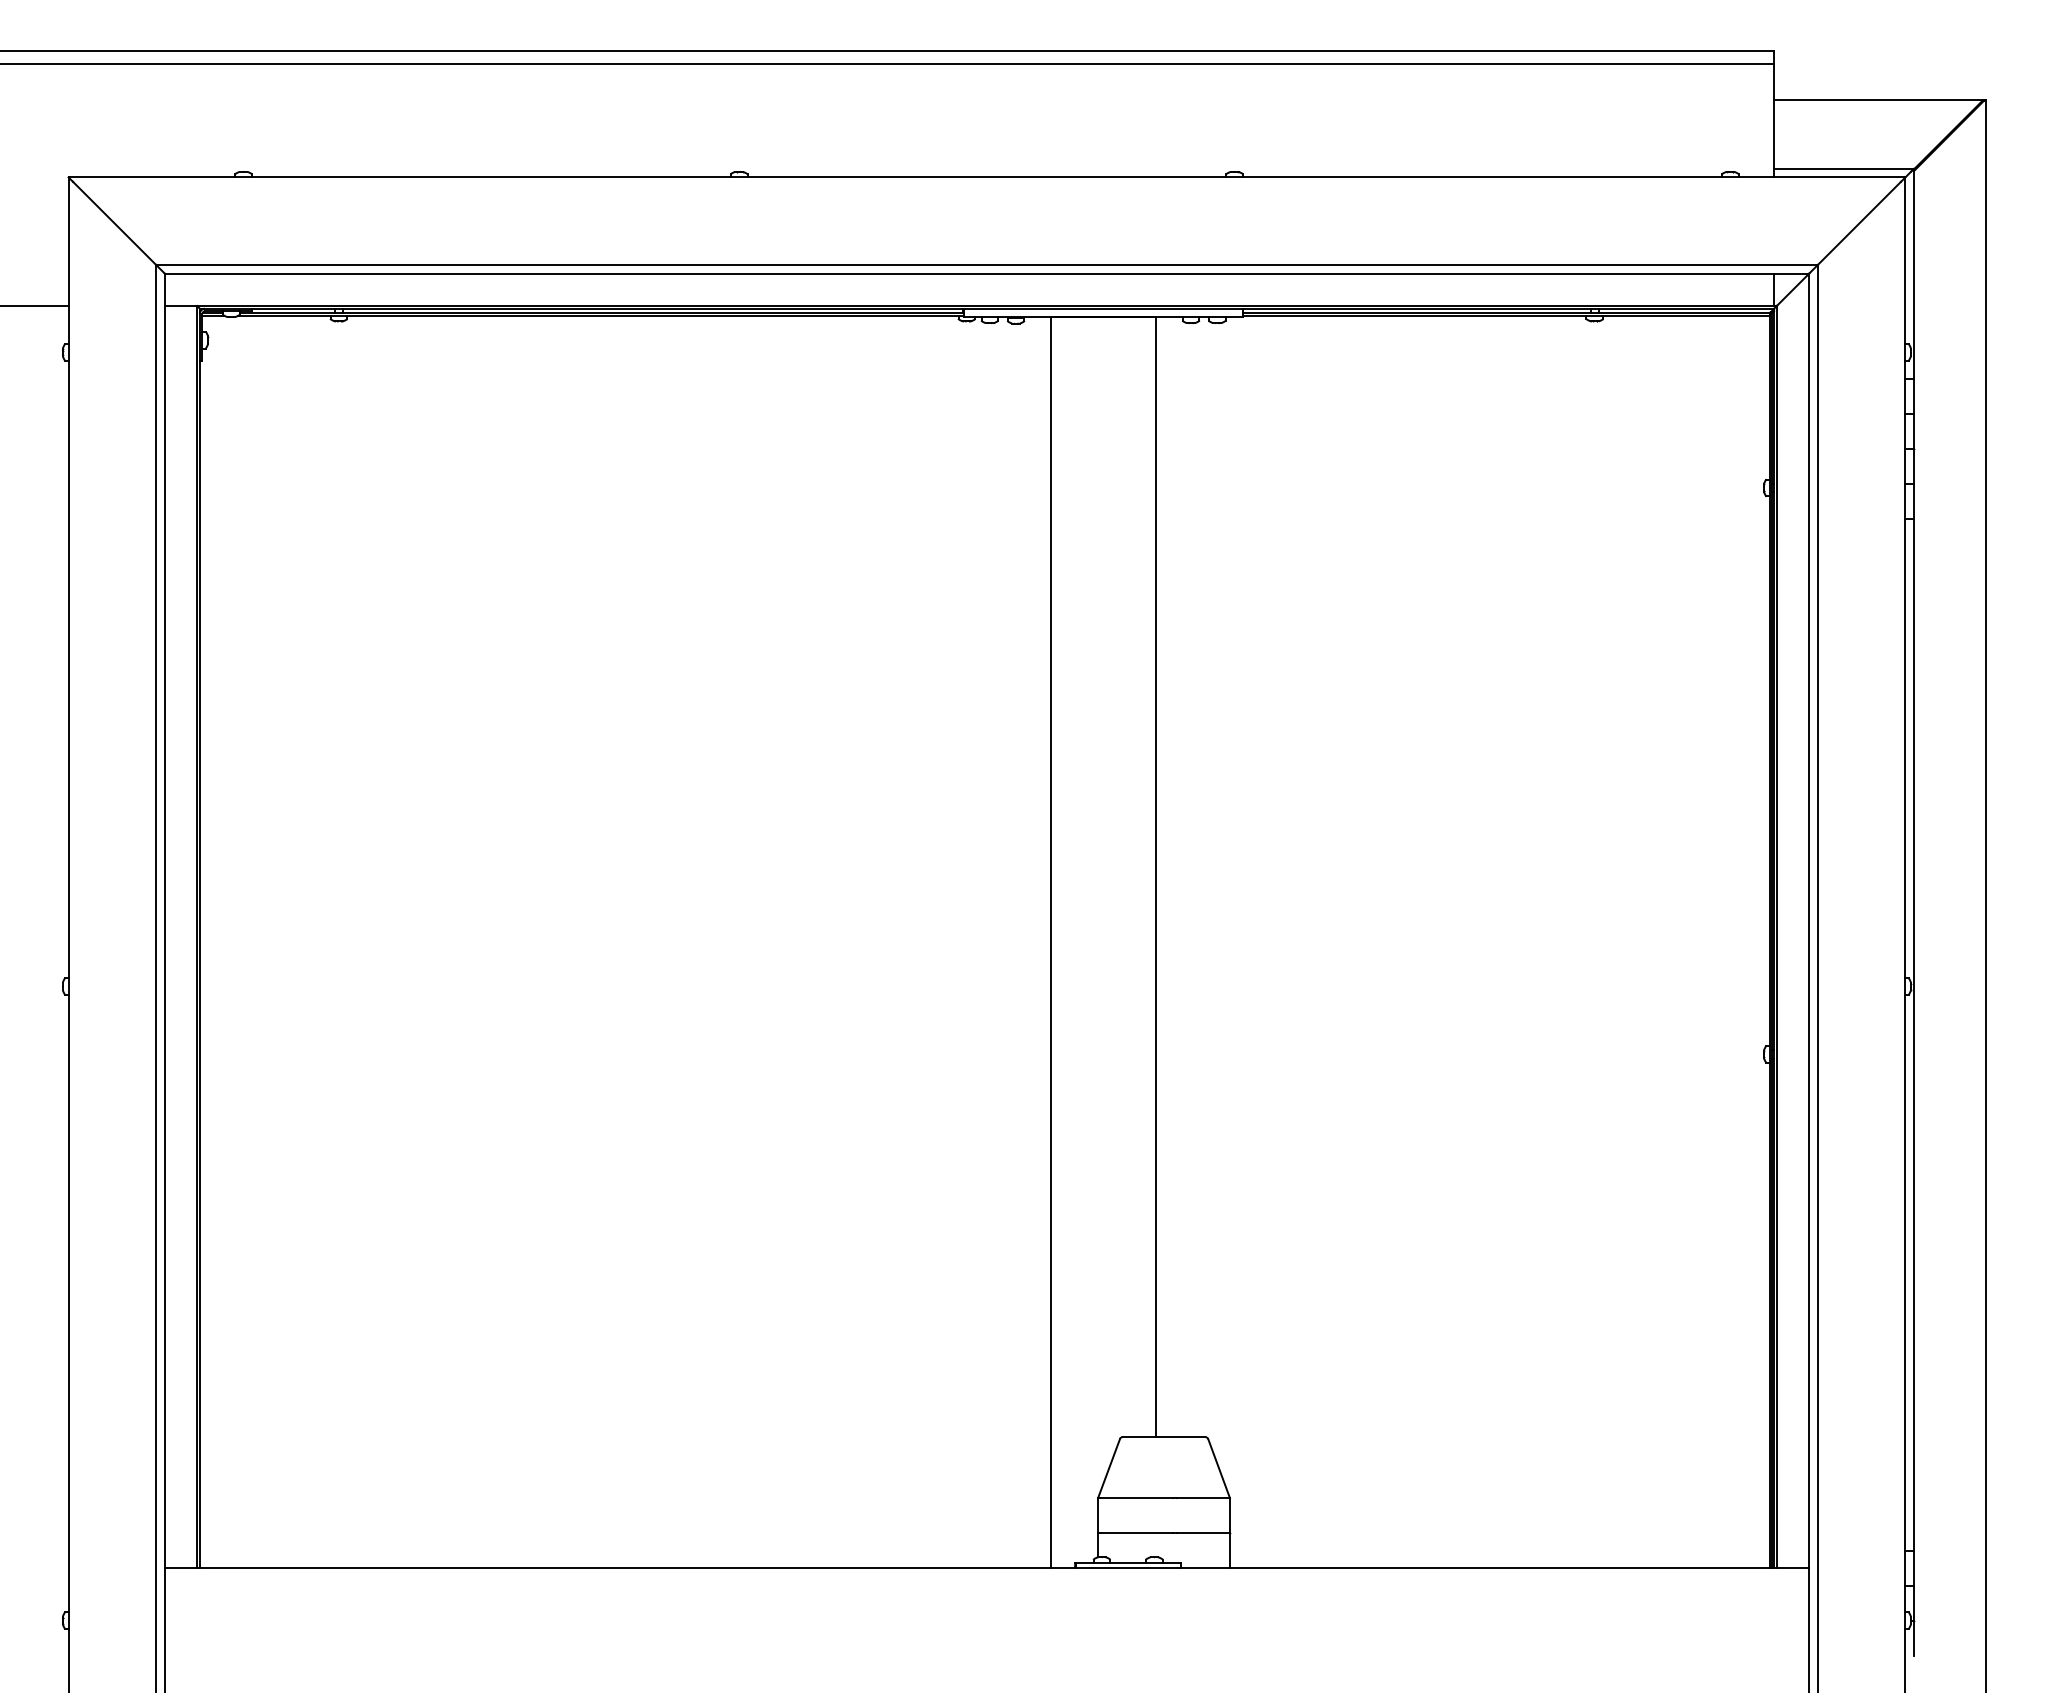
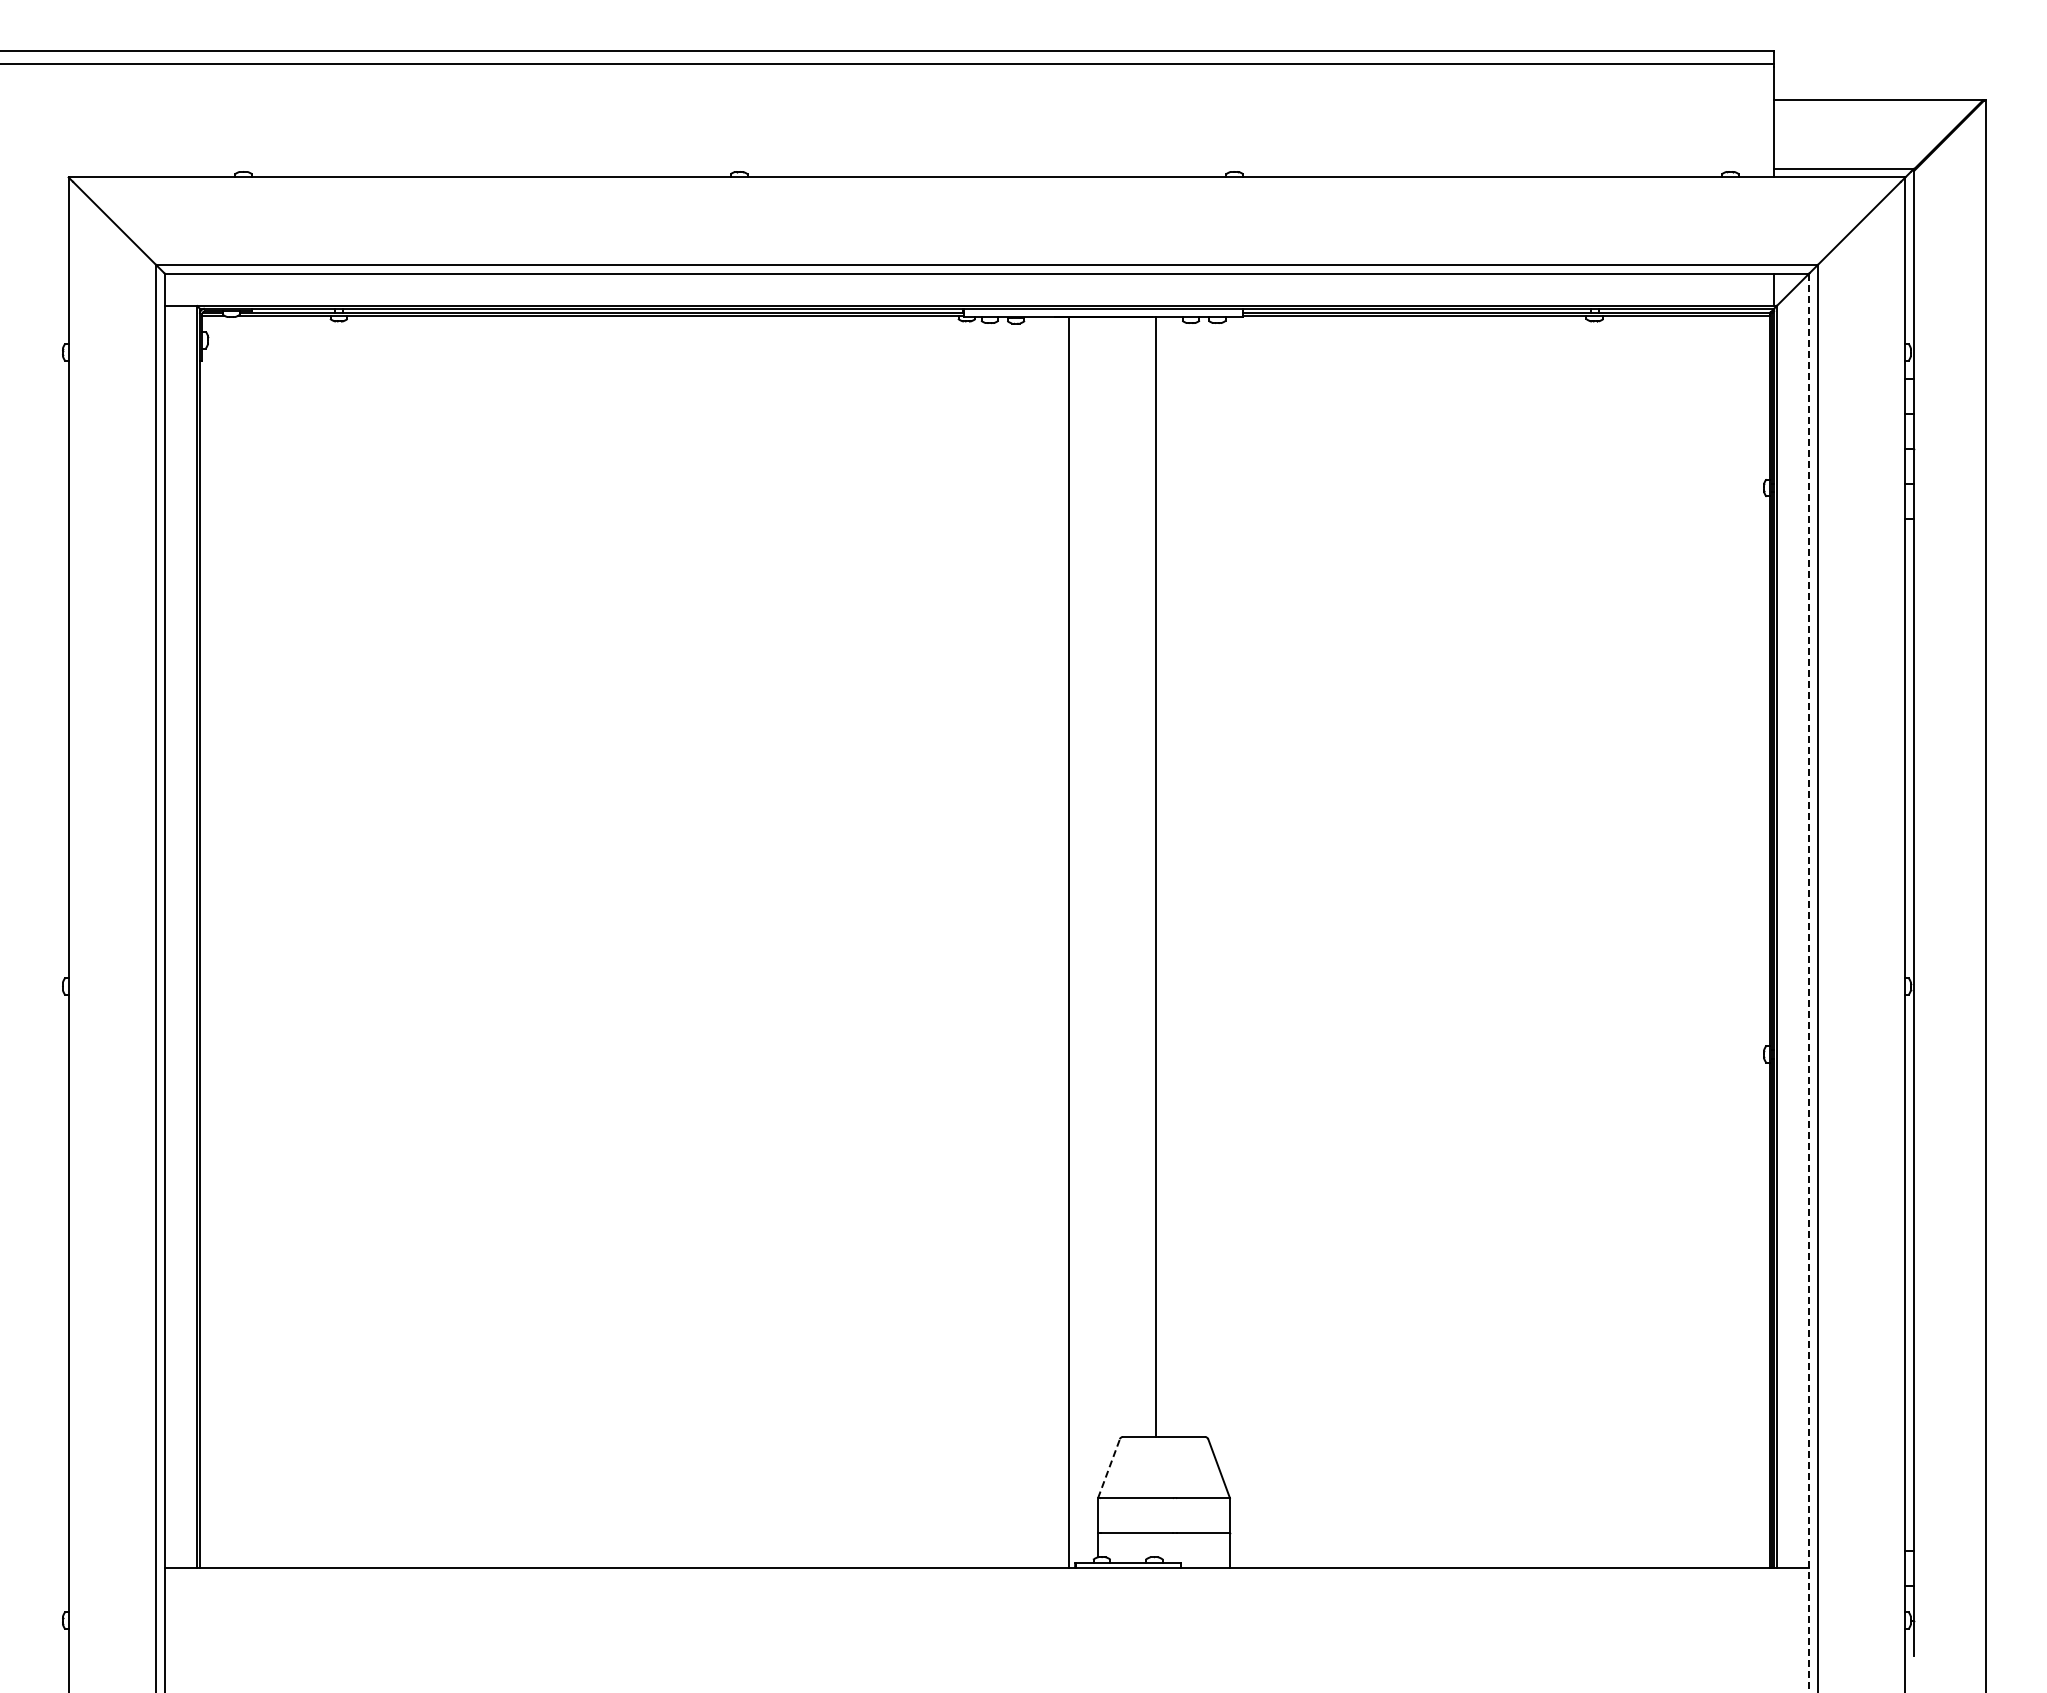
line: present -> none (35, 306)
line position: (1051, 942) -> (1069, 942) (1069, 942)
line: solid -> dashed (1809, 982)
line: solid -> dashed (1109, 1468)
